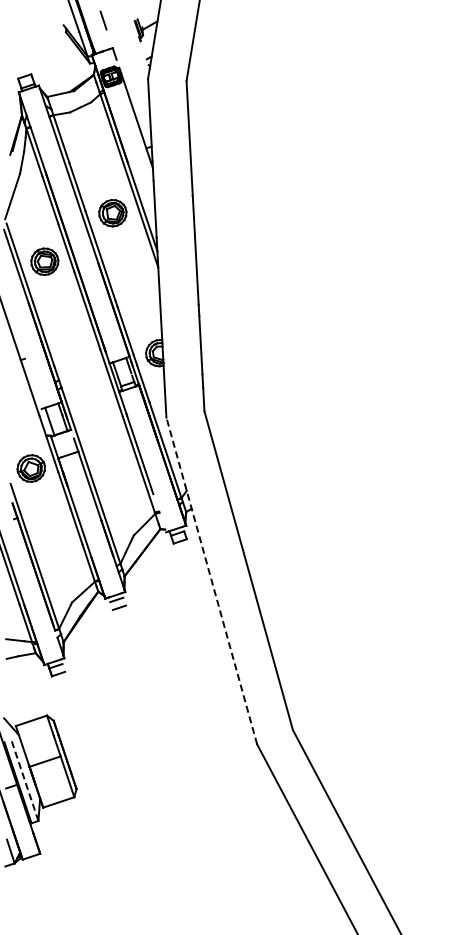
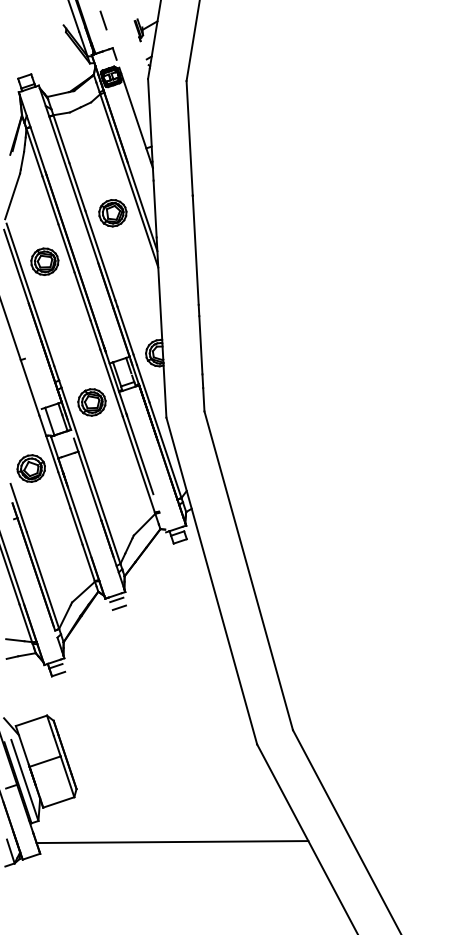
part: none -> present (91, 402)
line: dashed -> solid (211, 581)
line: dashed -> solid (24, 780)
line: none -> present (172, 842)
